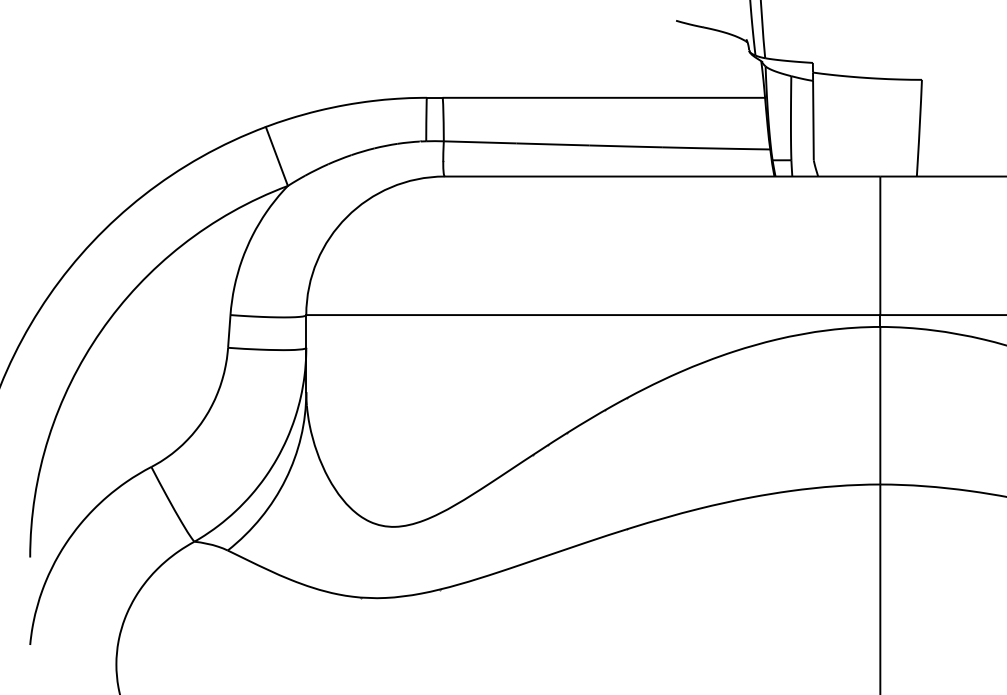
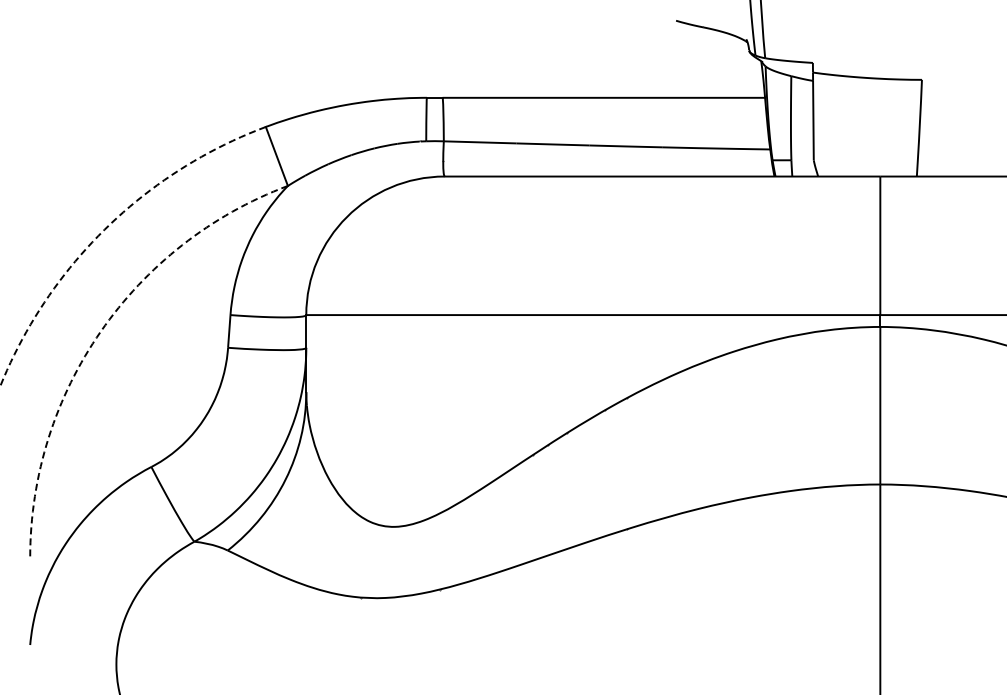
arc: solid -> dashed (104, 229)
arc: solid -> dashed (100, 331)
